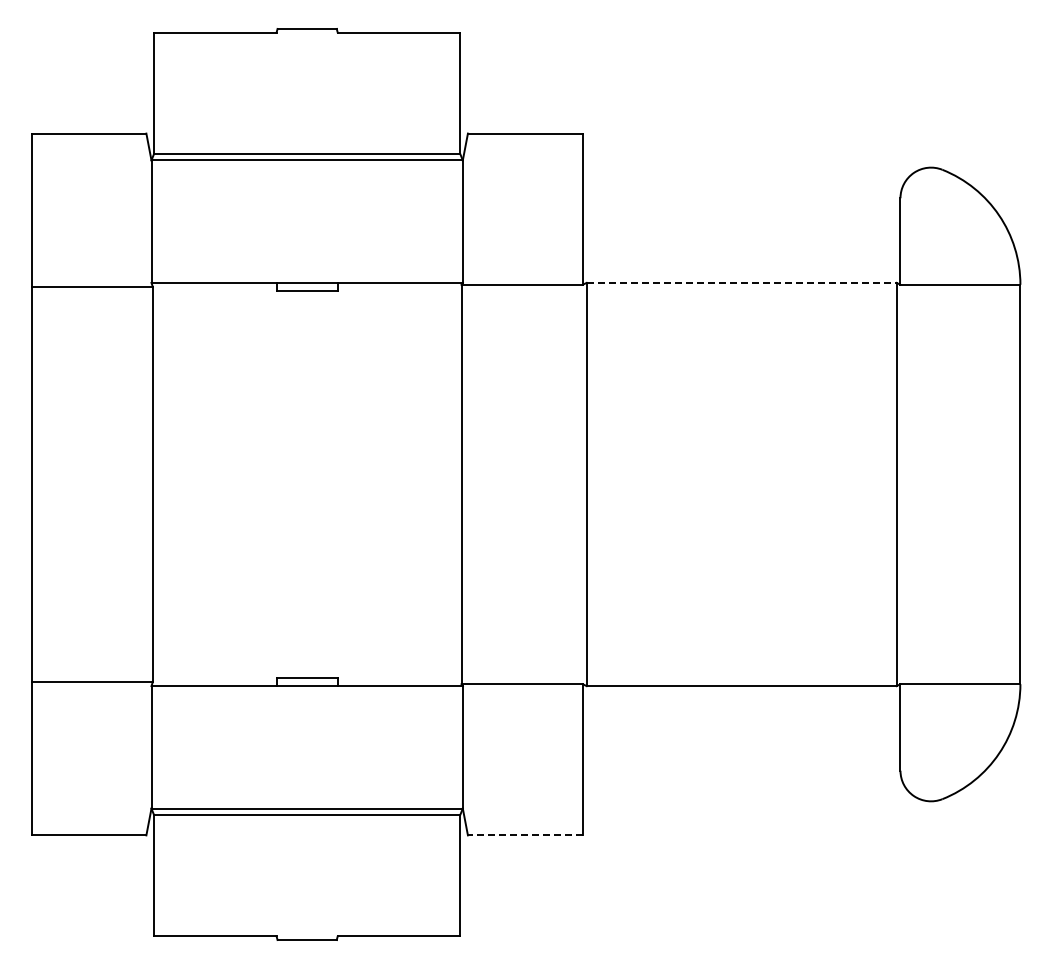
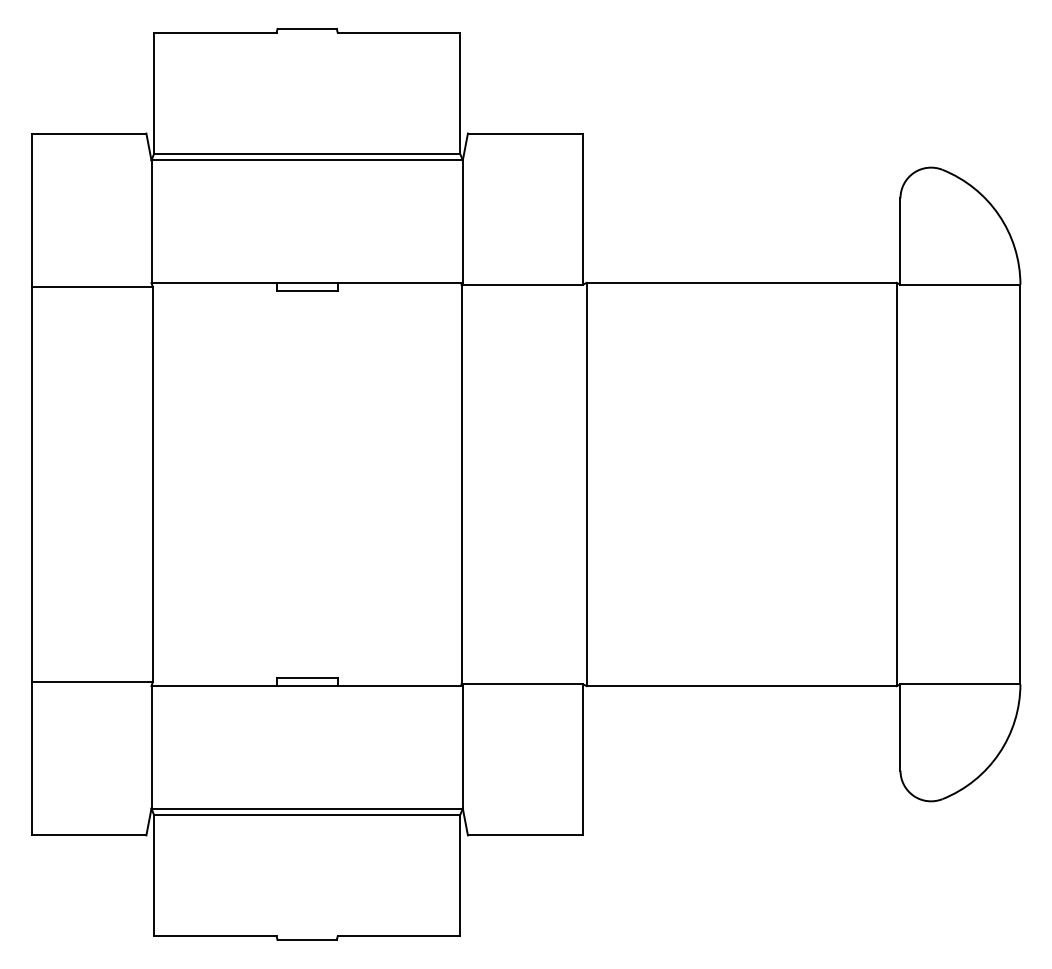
line: dashed -> solid (742, 282)
line: dashed -> solid (524, 835)
